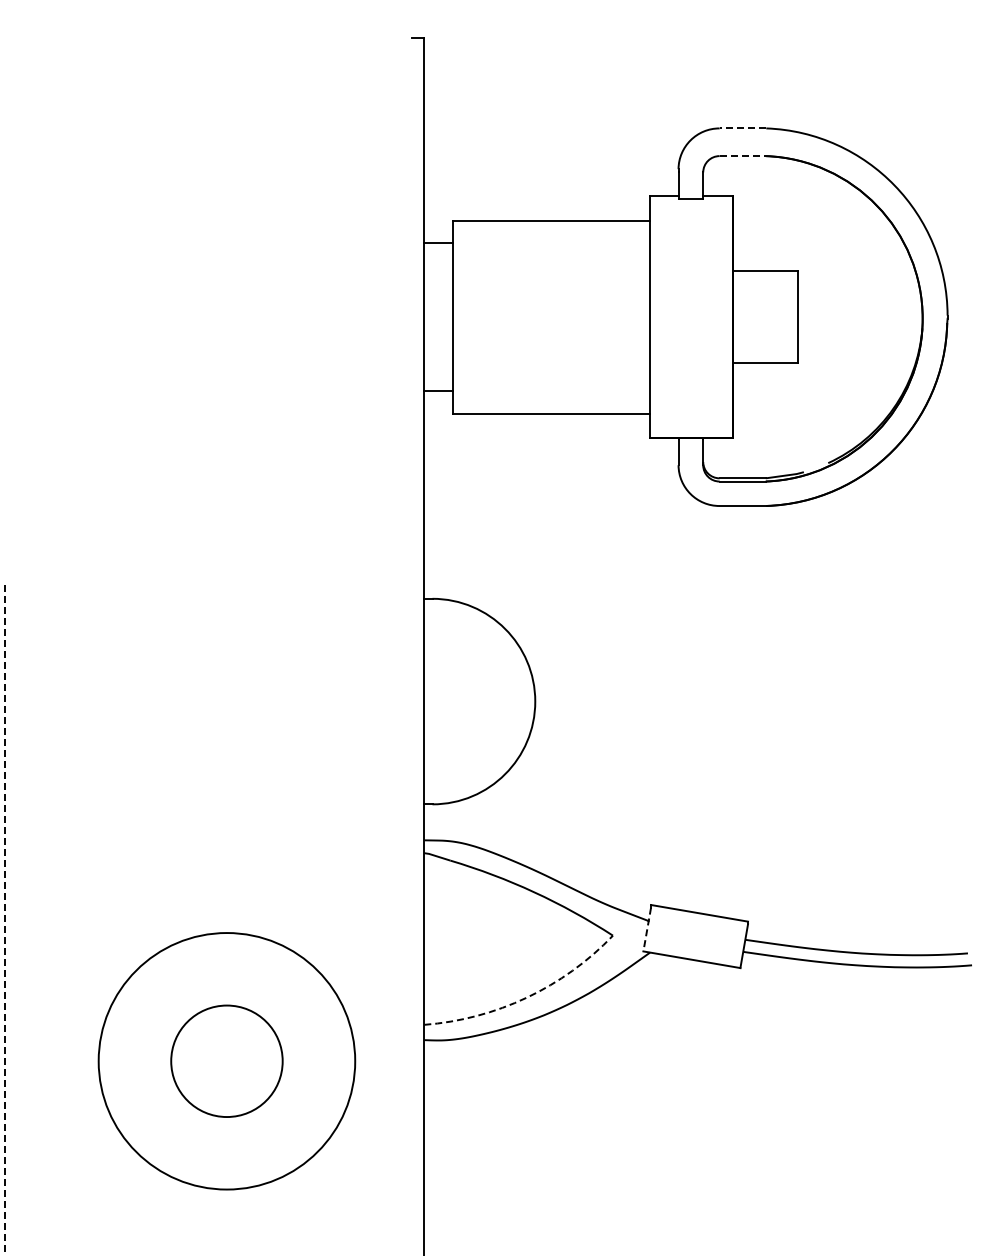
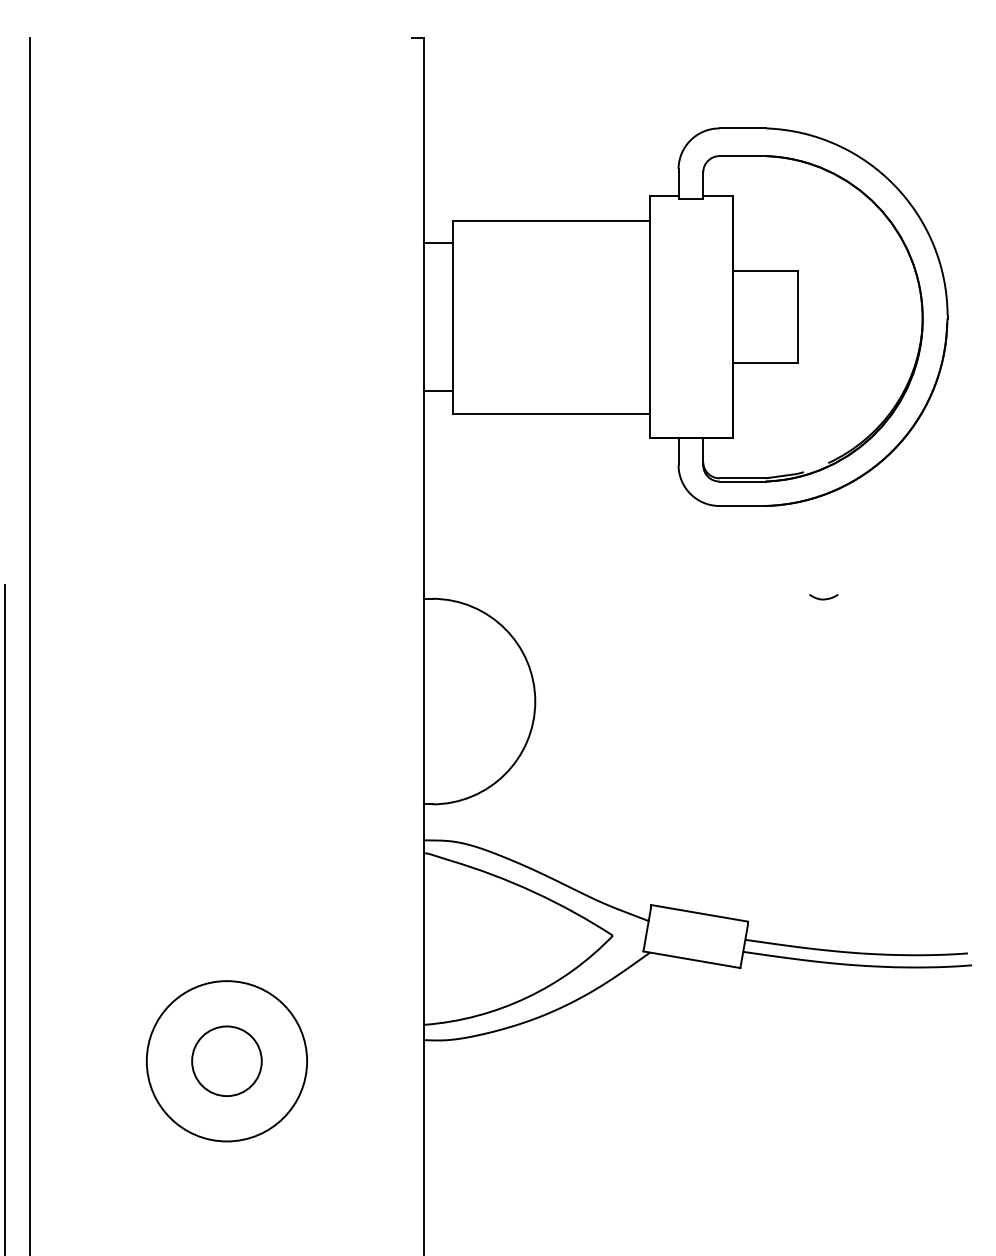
line: dashed -> solid (742, 128)
line: dashed -> solid (743, 156)
curve: none -> present (823, 598)
line: none -> present (29, 644)
line: dashed -> solid (4, 920)
line: dashed -> solid (647, 930)
arc: dashed -> solid (526, 997)
circle diameter: 111 px -> 70 px (226, 1061)
circle diameter: 257 px -> 160 px (226, 1061)
